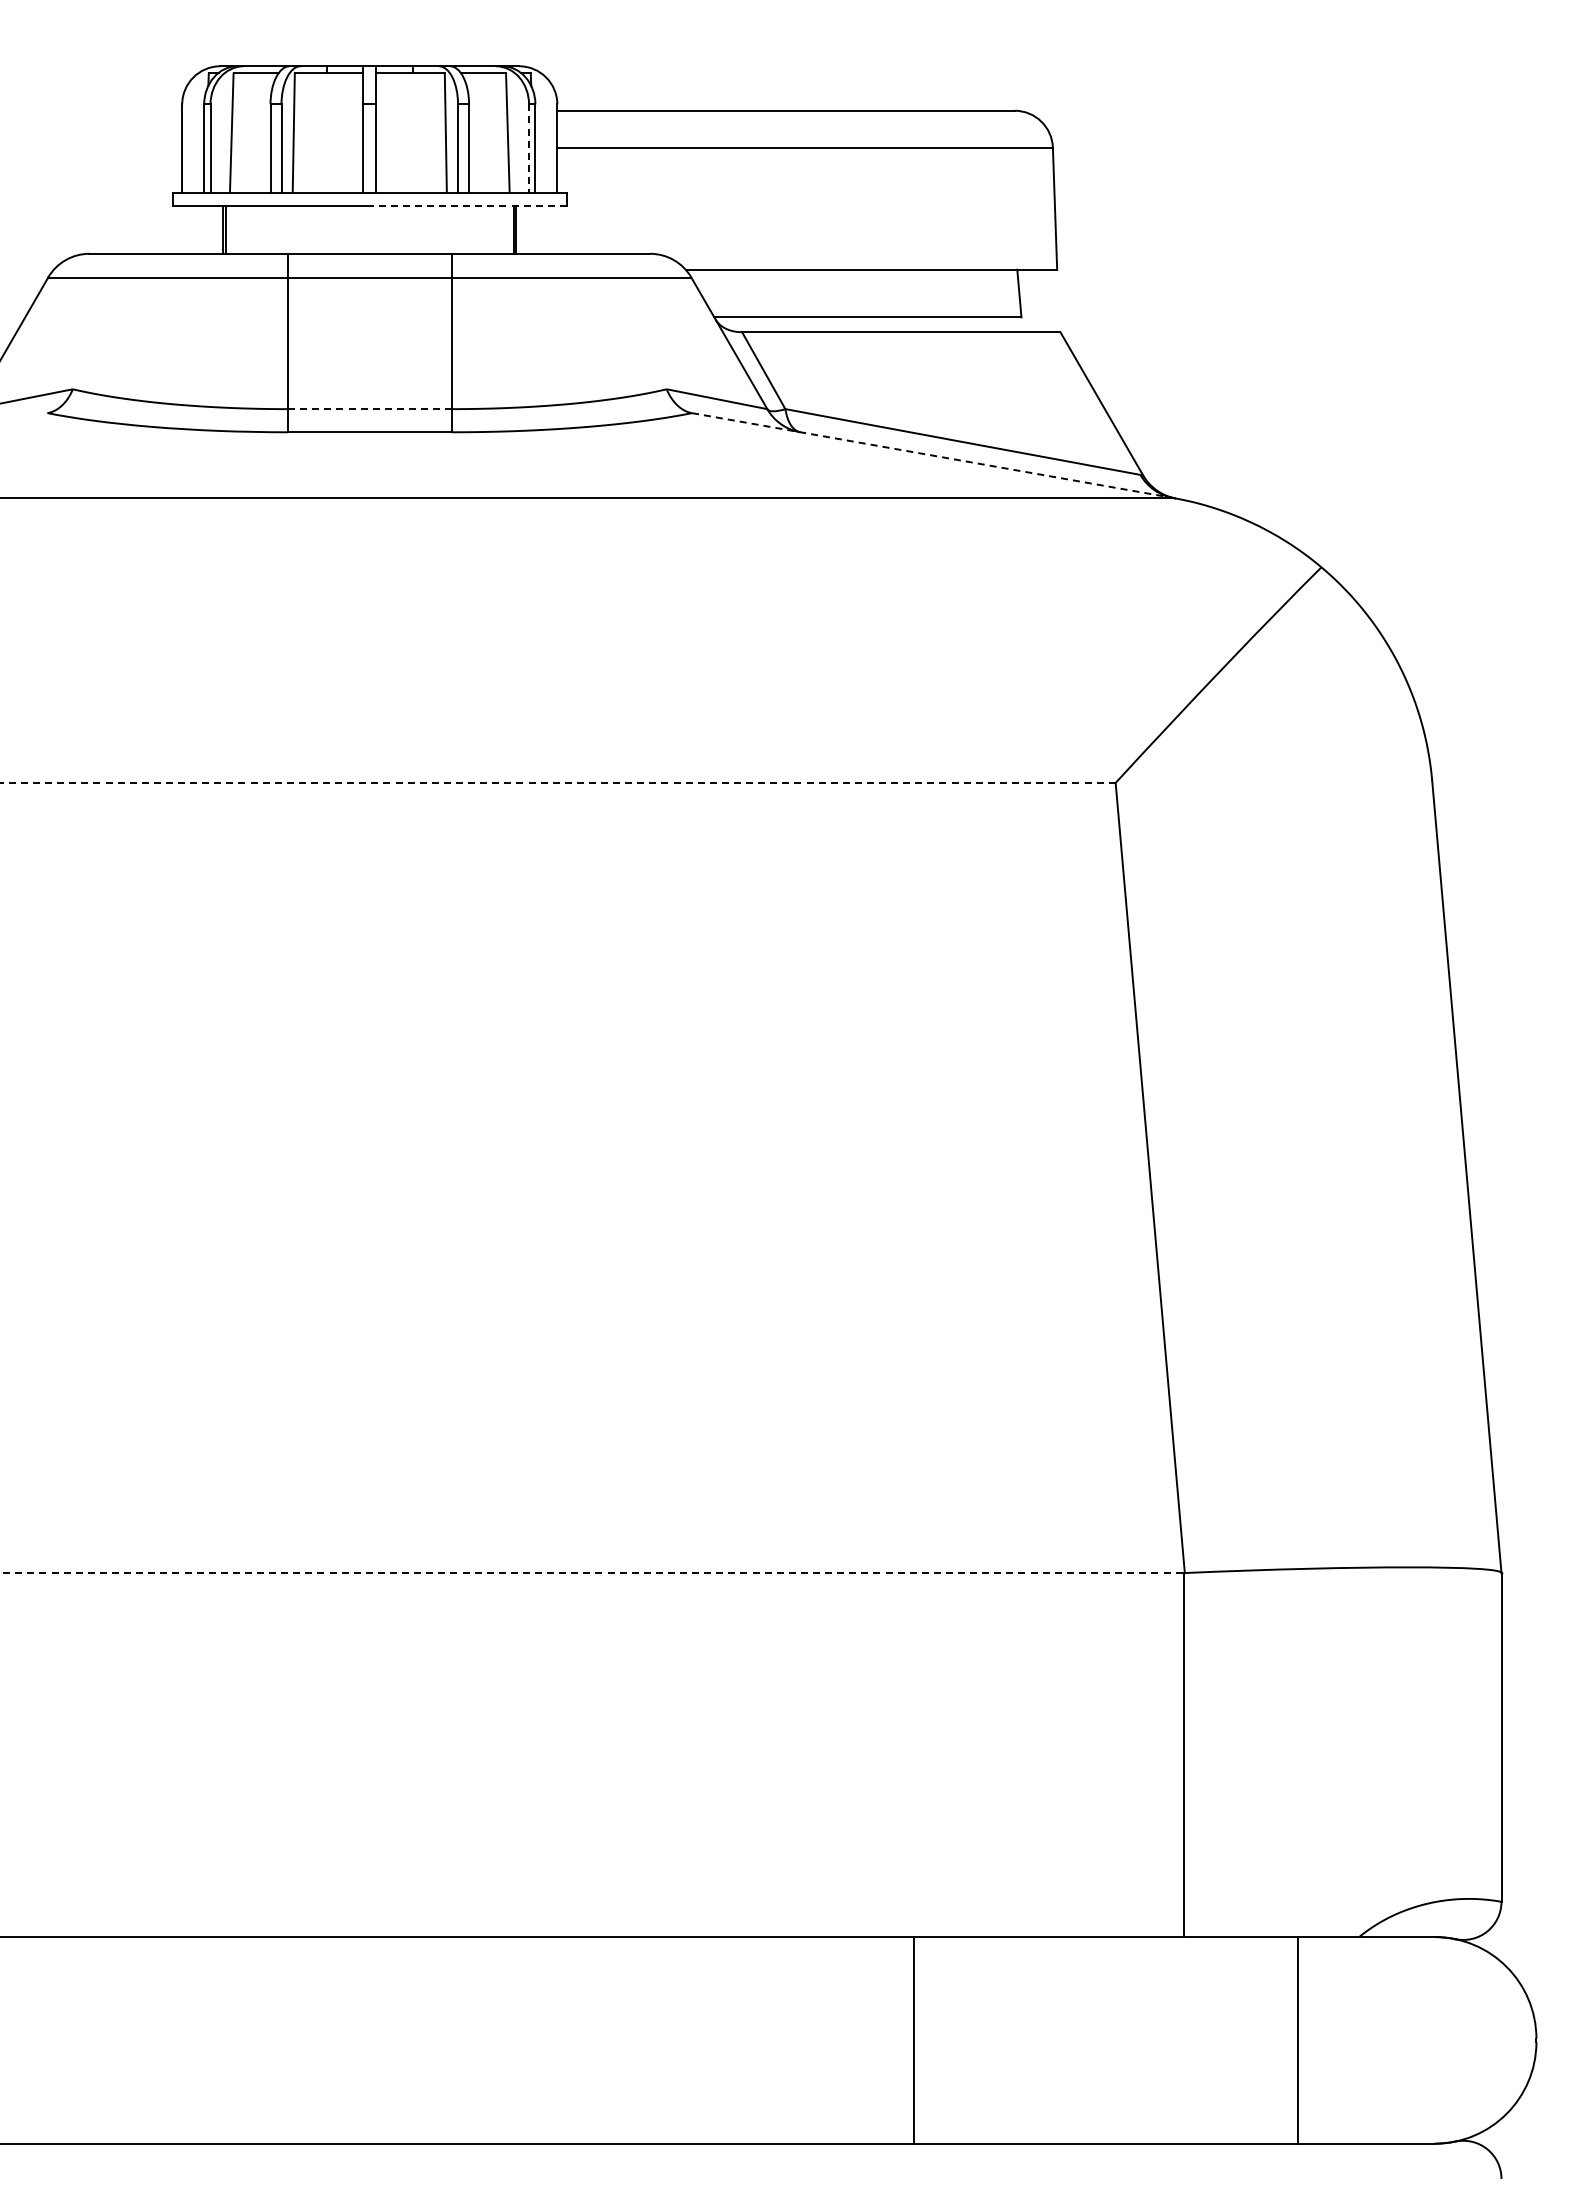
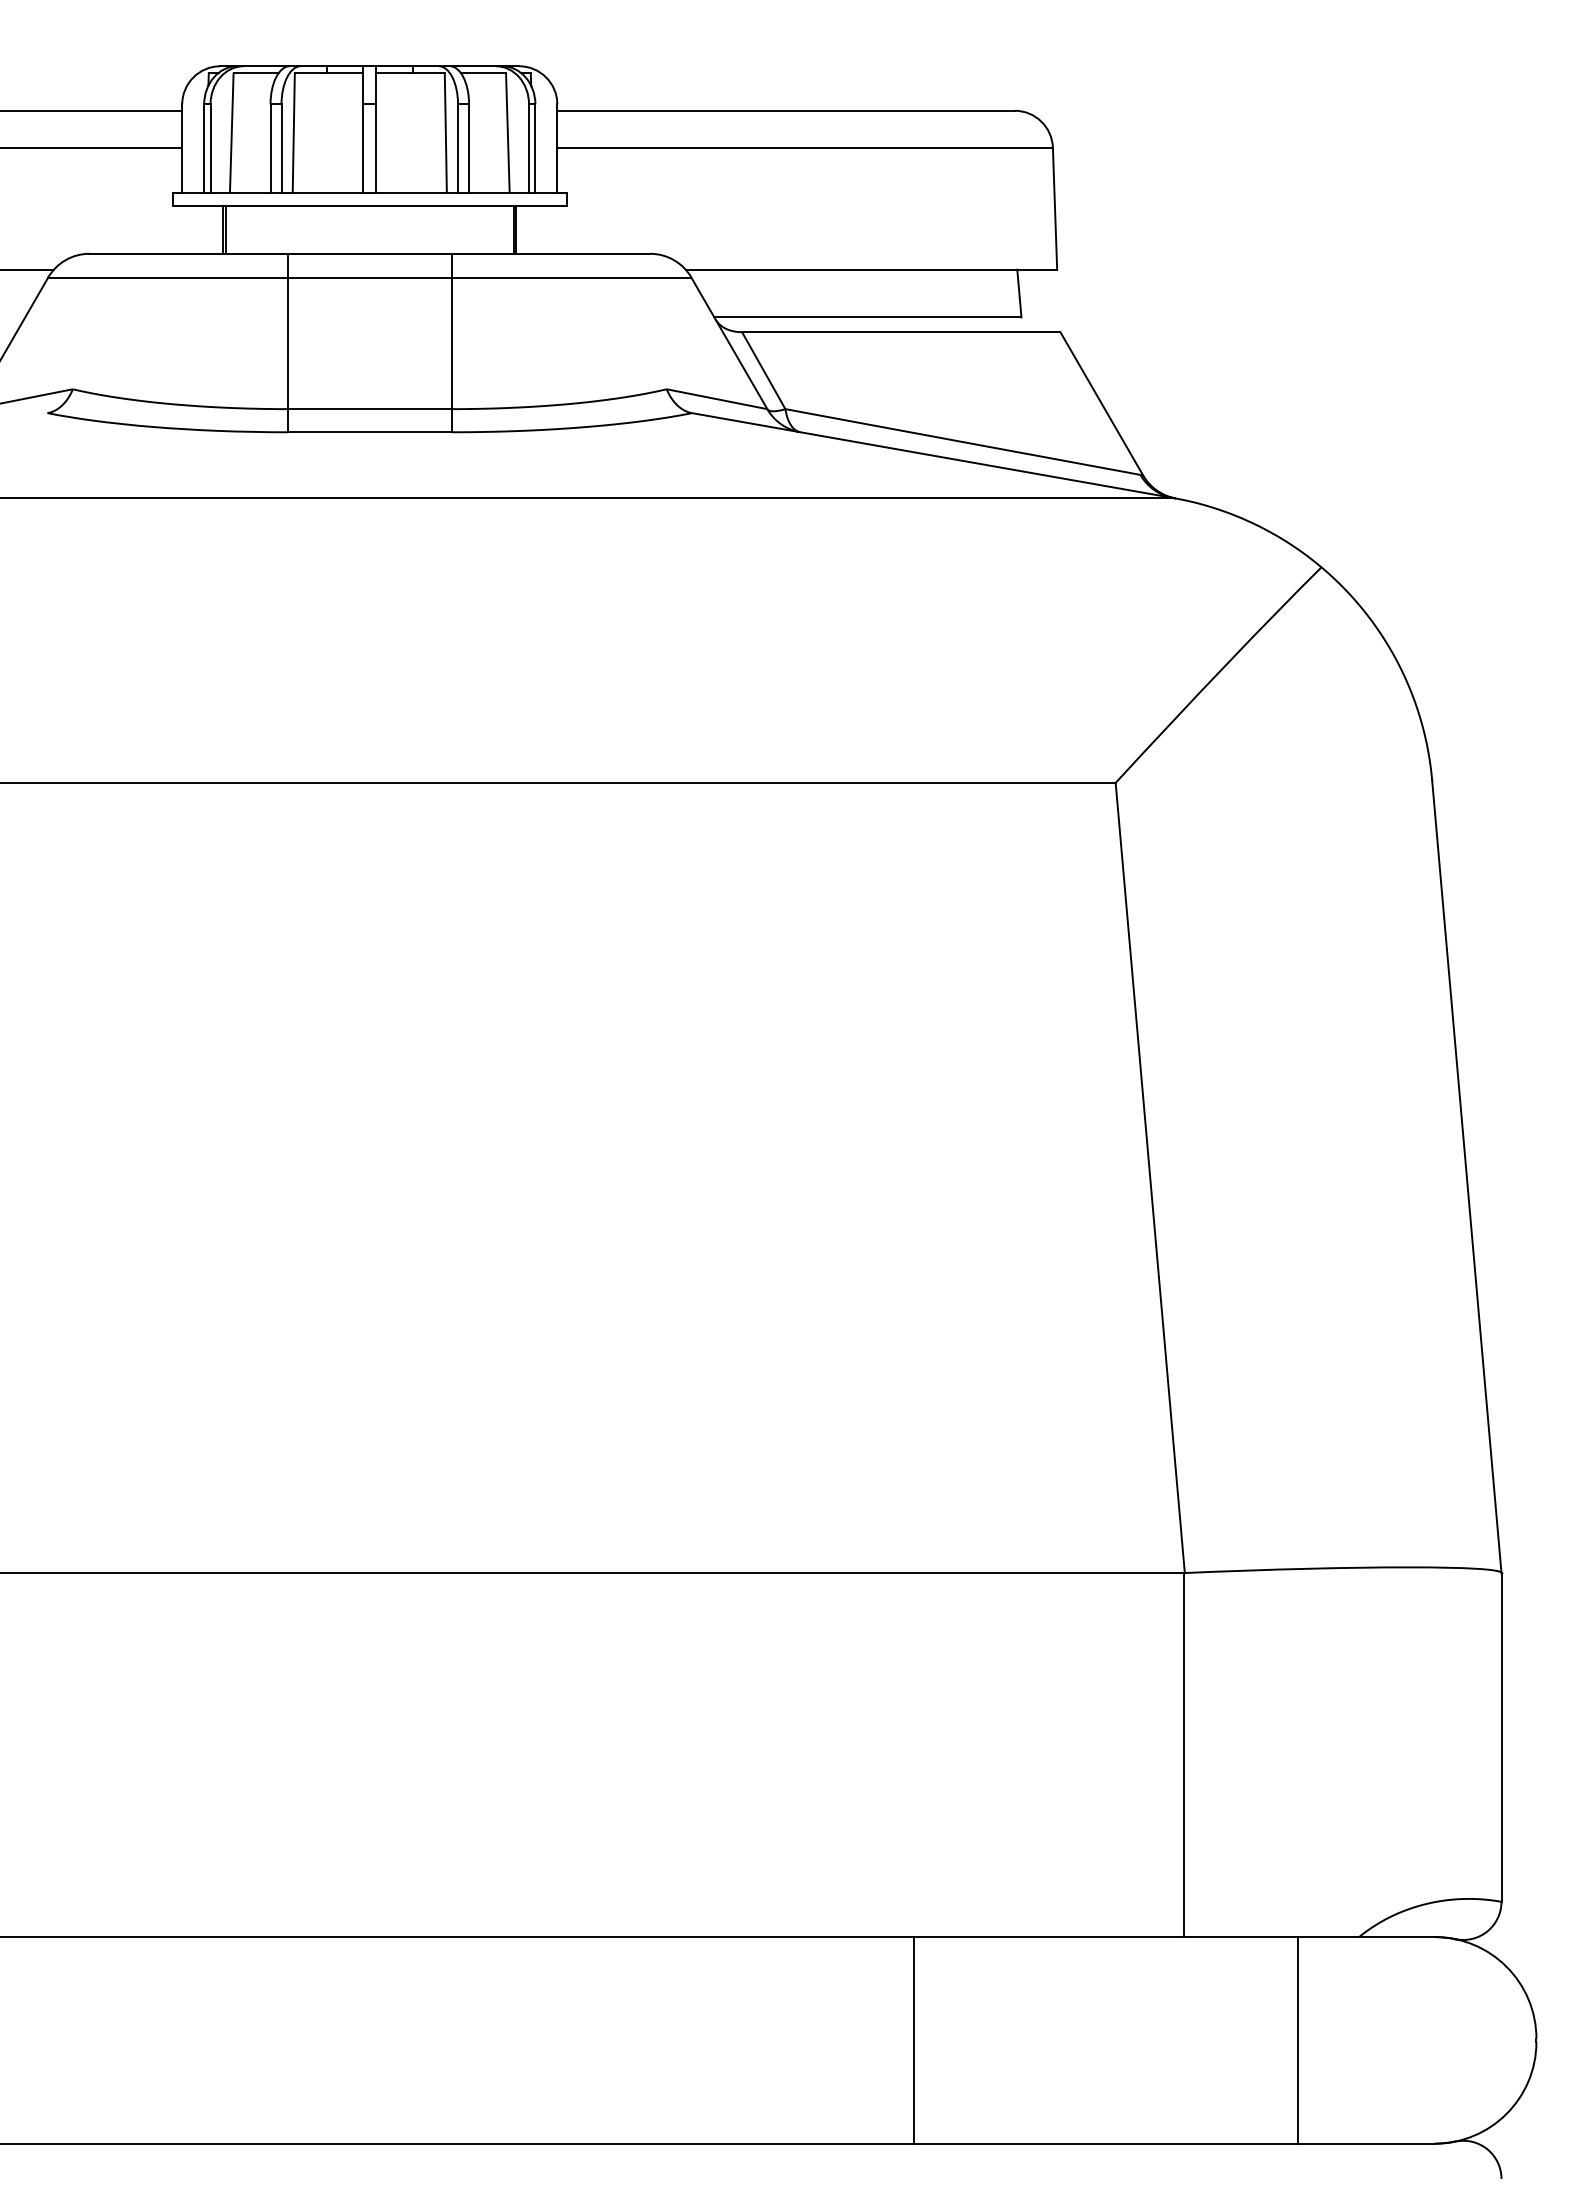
line: none -> present (92, 110)
line: none -> present (92, 147)
line: dashed -> solid (529, 148)
line: dashed -> solid (468, 206)
line: none -> present (27, 269)
line: dashed -> solid (369, 409)
line: dashed -> solid (931, 455)
line: dashed -> solid (557, 782)
line: dashed -> solid (592, 1573)
